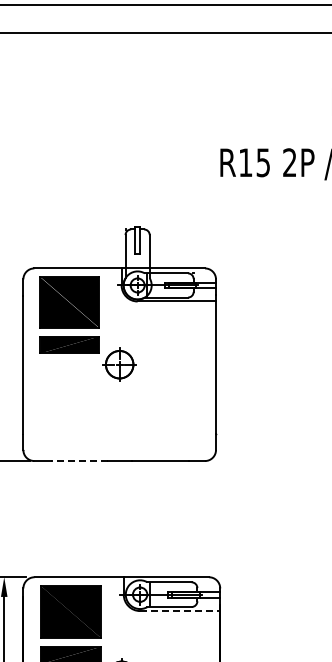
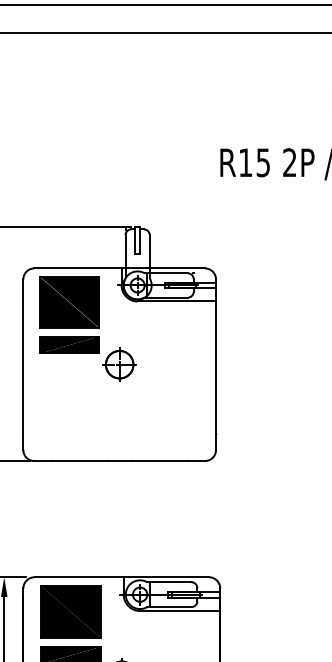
line: none -> present (66, 226)
line: dashed -> solid (78, 461)
line: dashed -> solid (180, 611)
